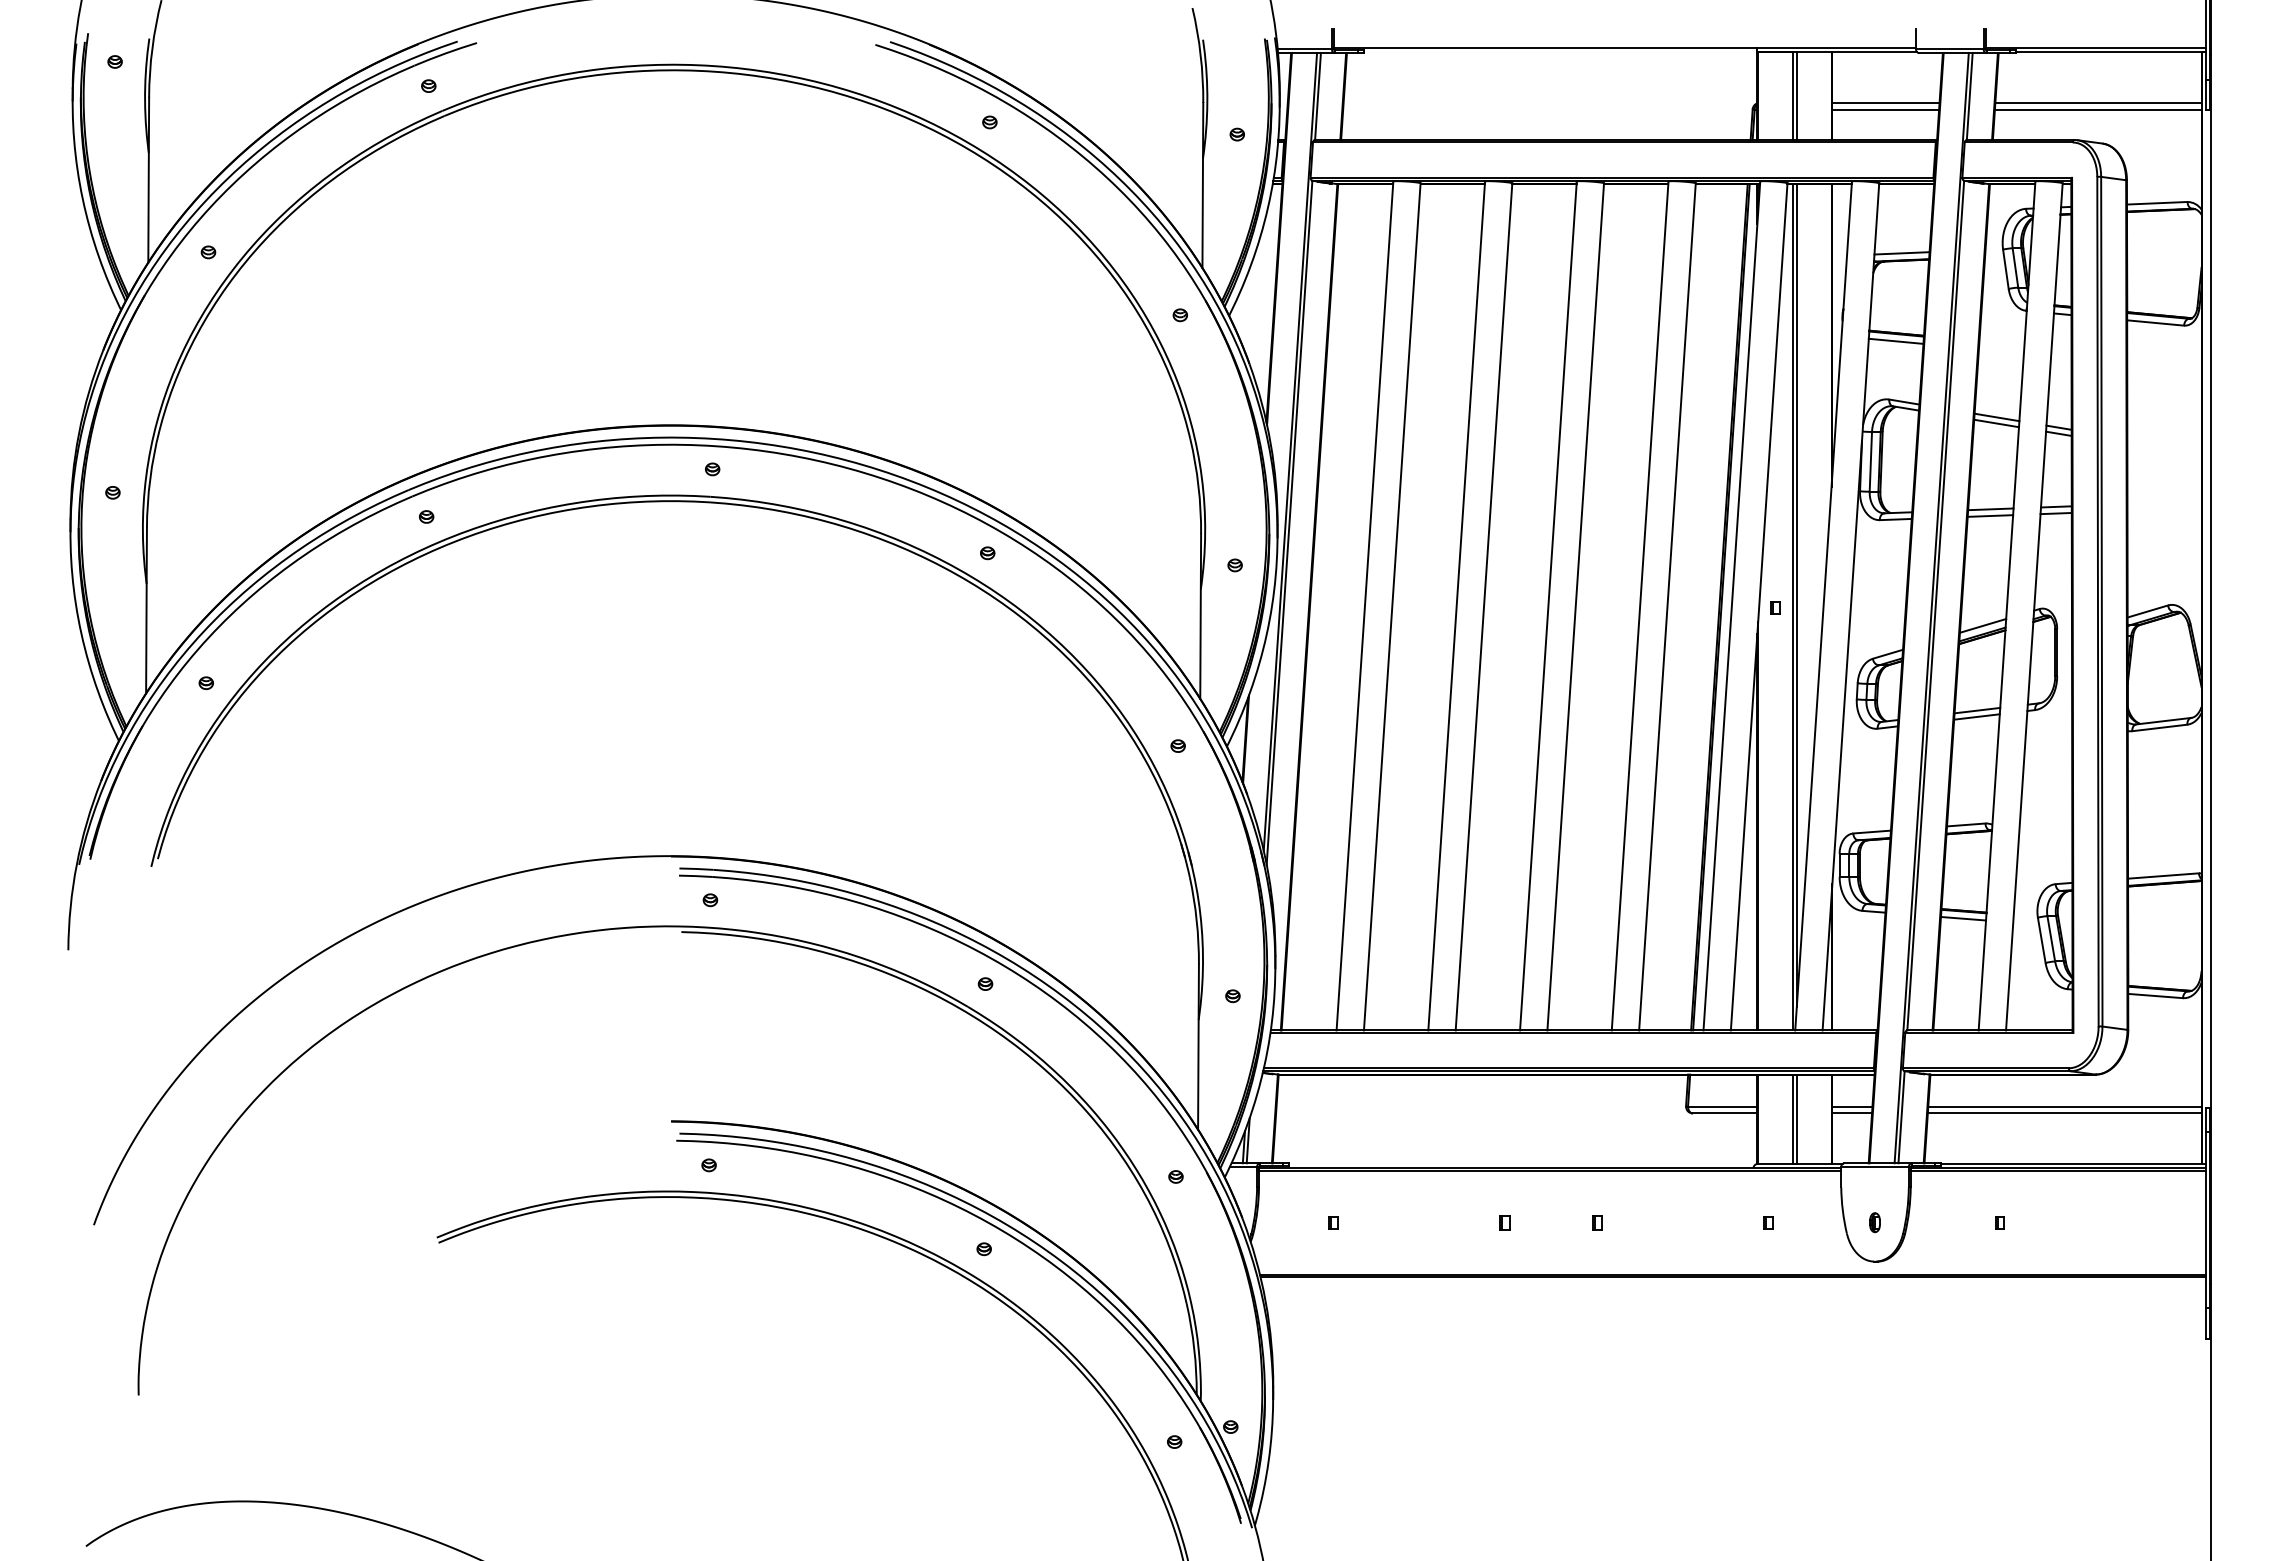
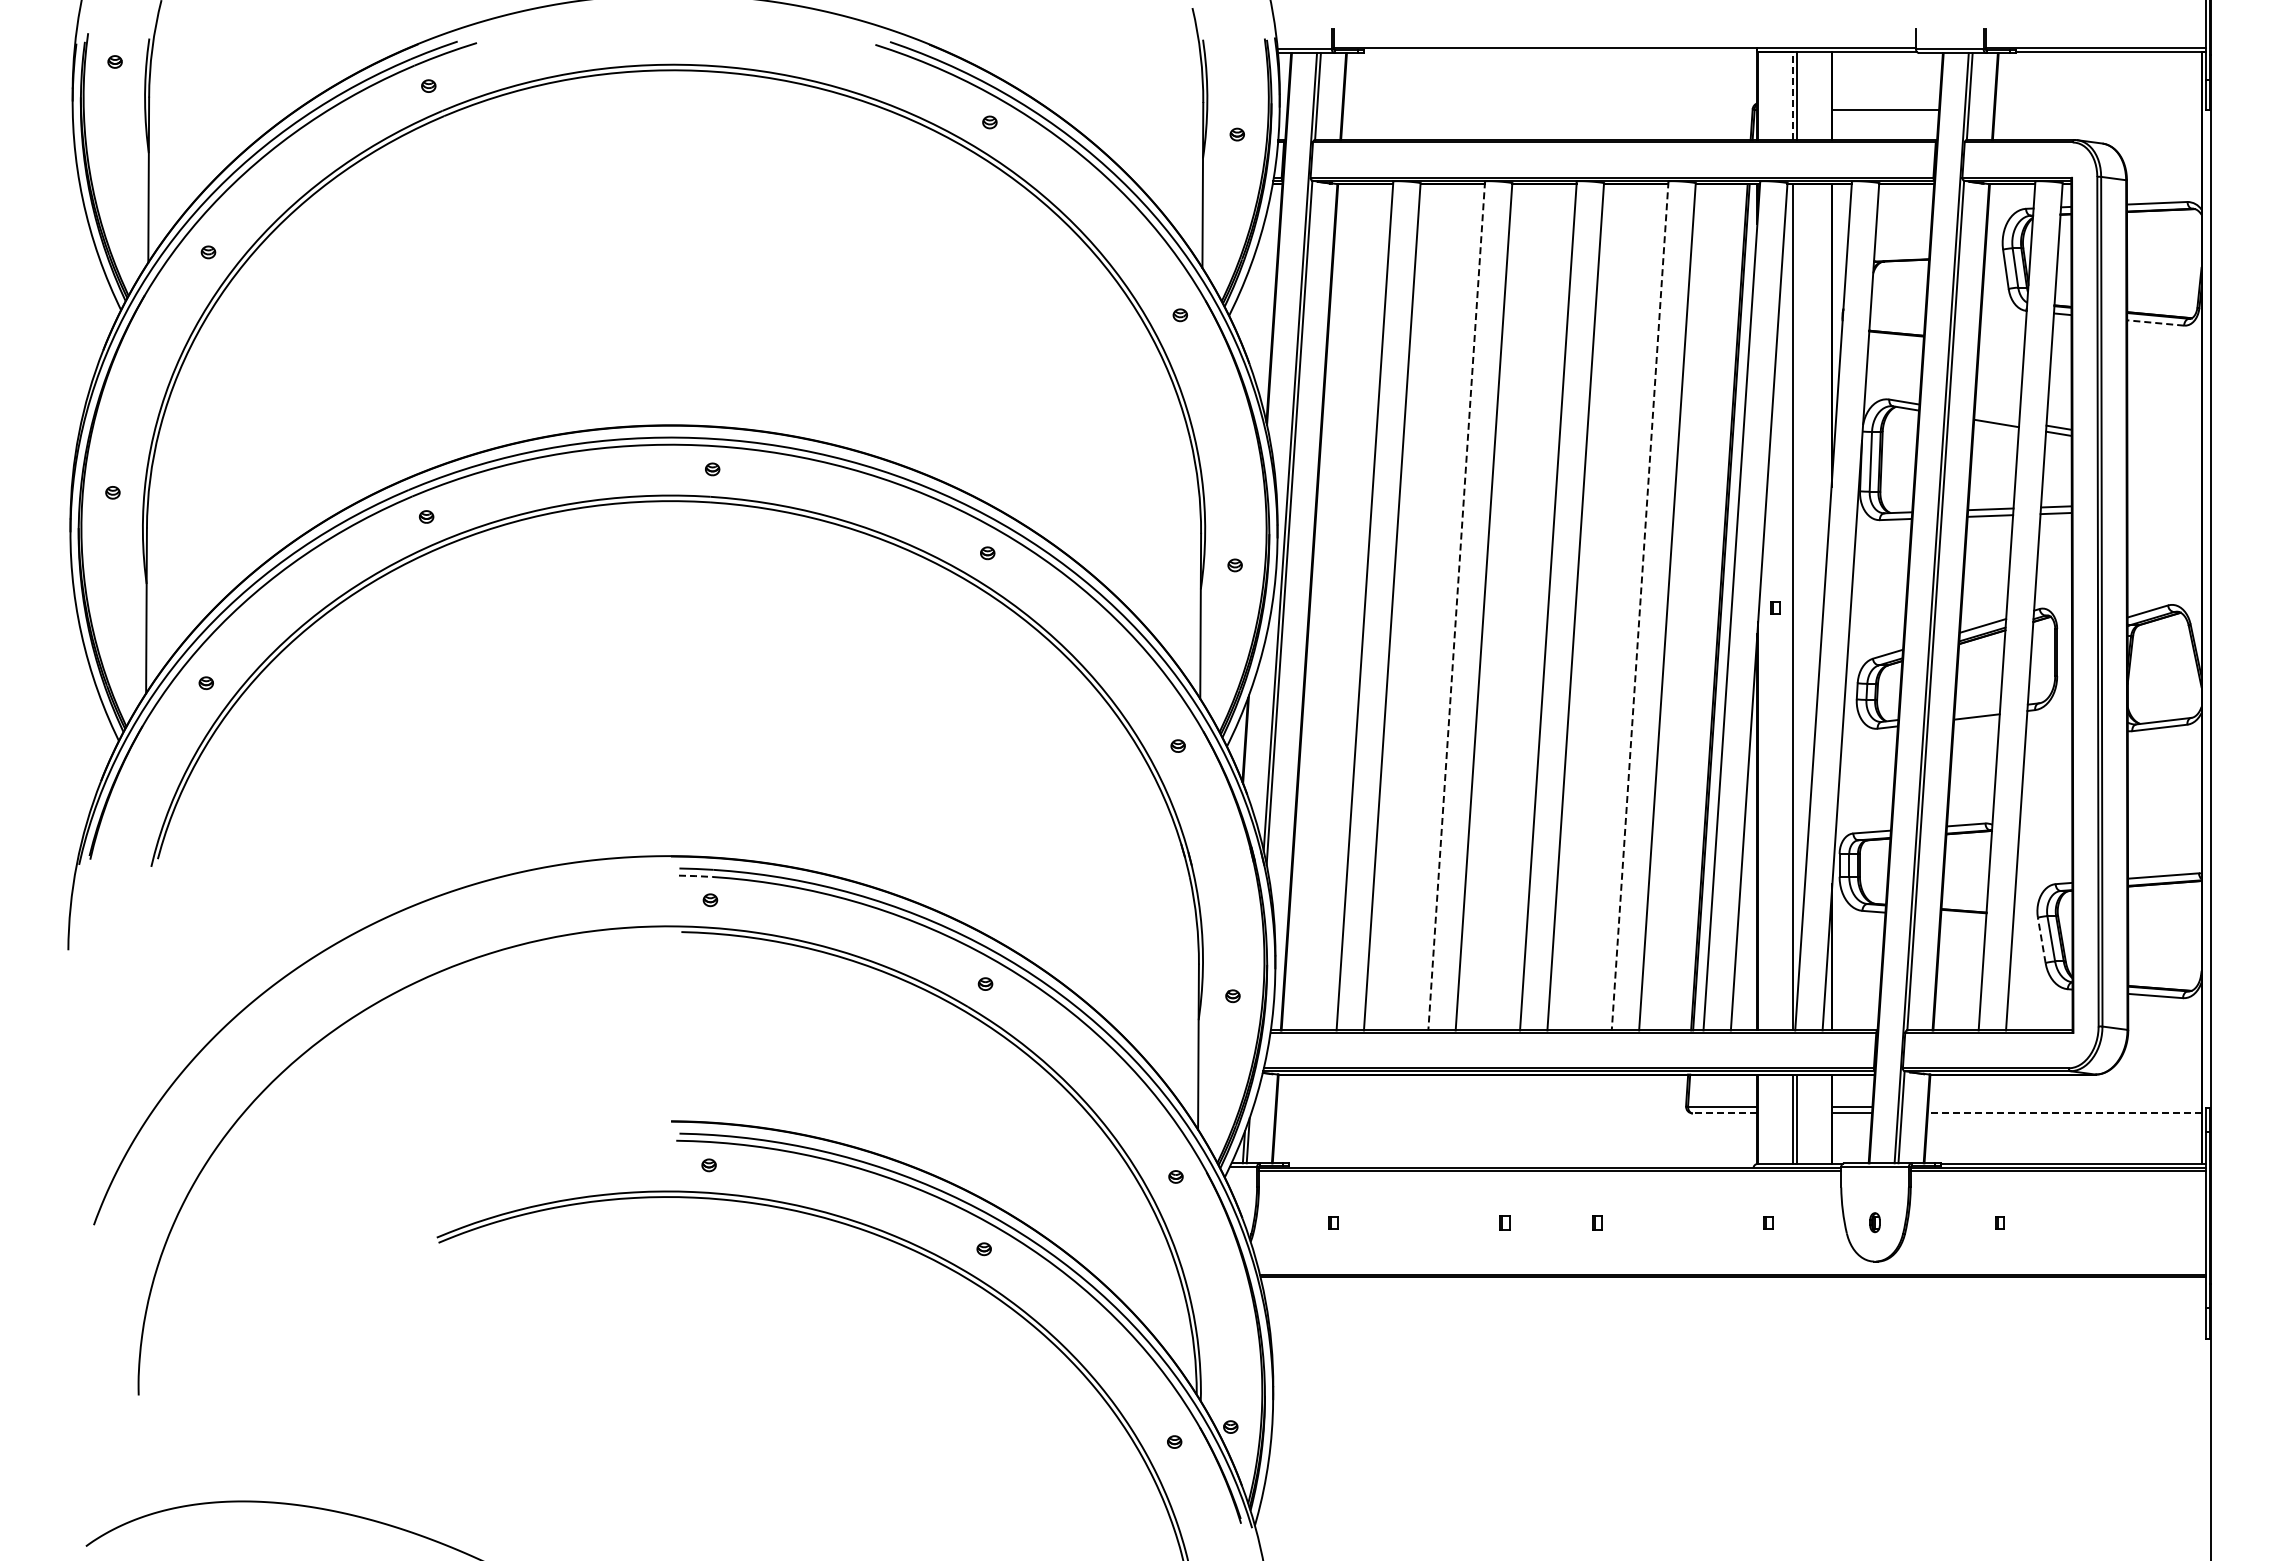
line: solid -> dashed (1792, 96)
line: present -> none (1885, 102)
line: present -> none (2098, 102)
line: present -> none (2097, 109)
line: present -> none (1901, 253)
line: solid -> dashed (2155, 322)
line: present -> none (1895, 340)
line: present -> none (1996, 417)
line: present -> none (1796, 595)
line: solid -> dashed (1456, 606)
line: solid -> dashed (1640, 606)
line: present -> none (1977, 710)
line: solid -> dashed (695, 876)
line: present -> none (1963, 918)
line: solid -> dashed (2041, 940)
line: present -> none (2064, 1106)
line: solid -> dashed (1724, 1113)
line: solid -> dashed (2064, 1113)
